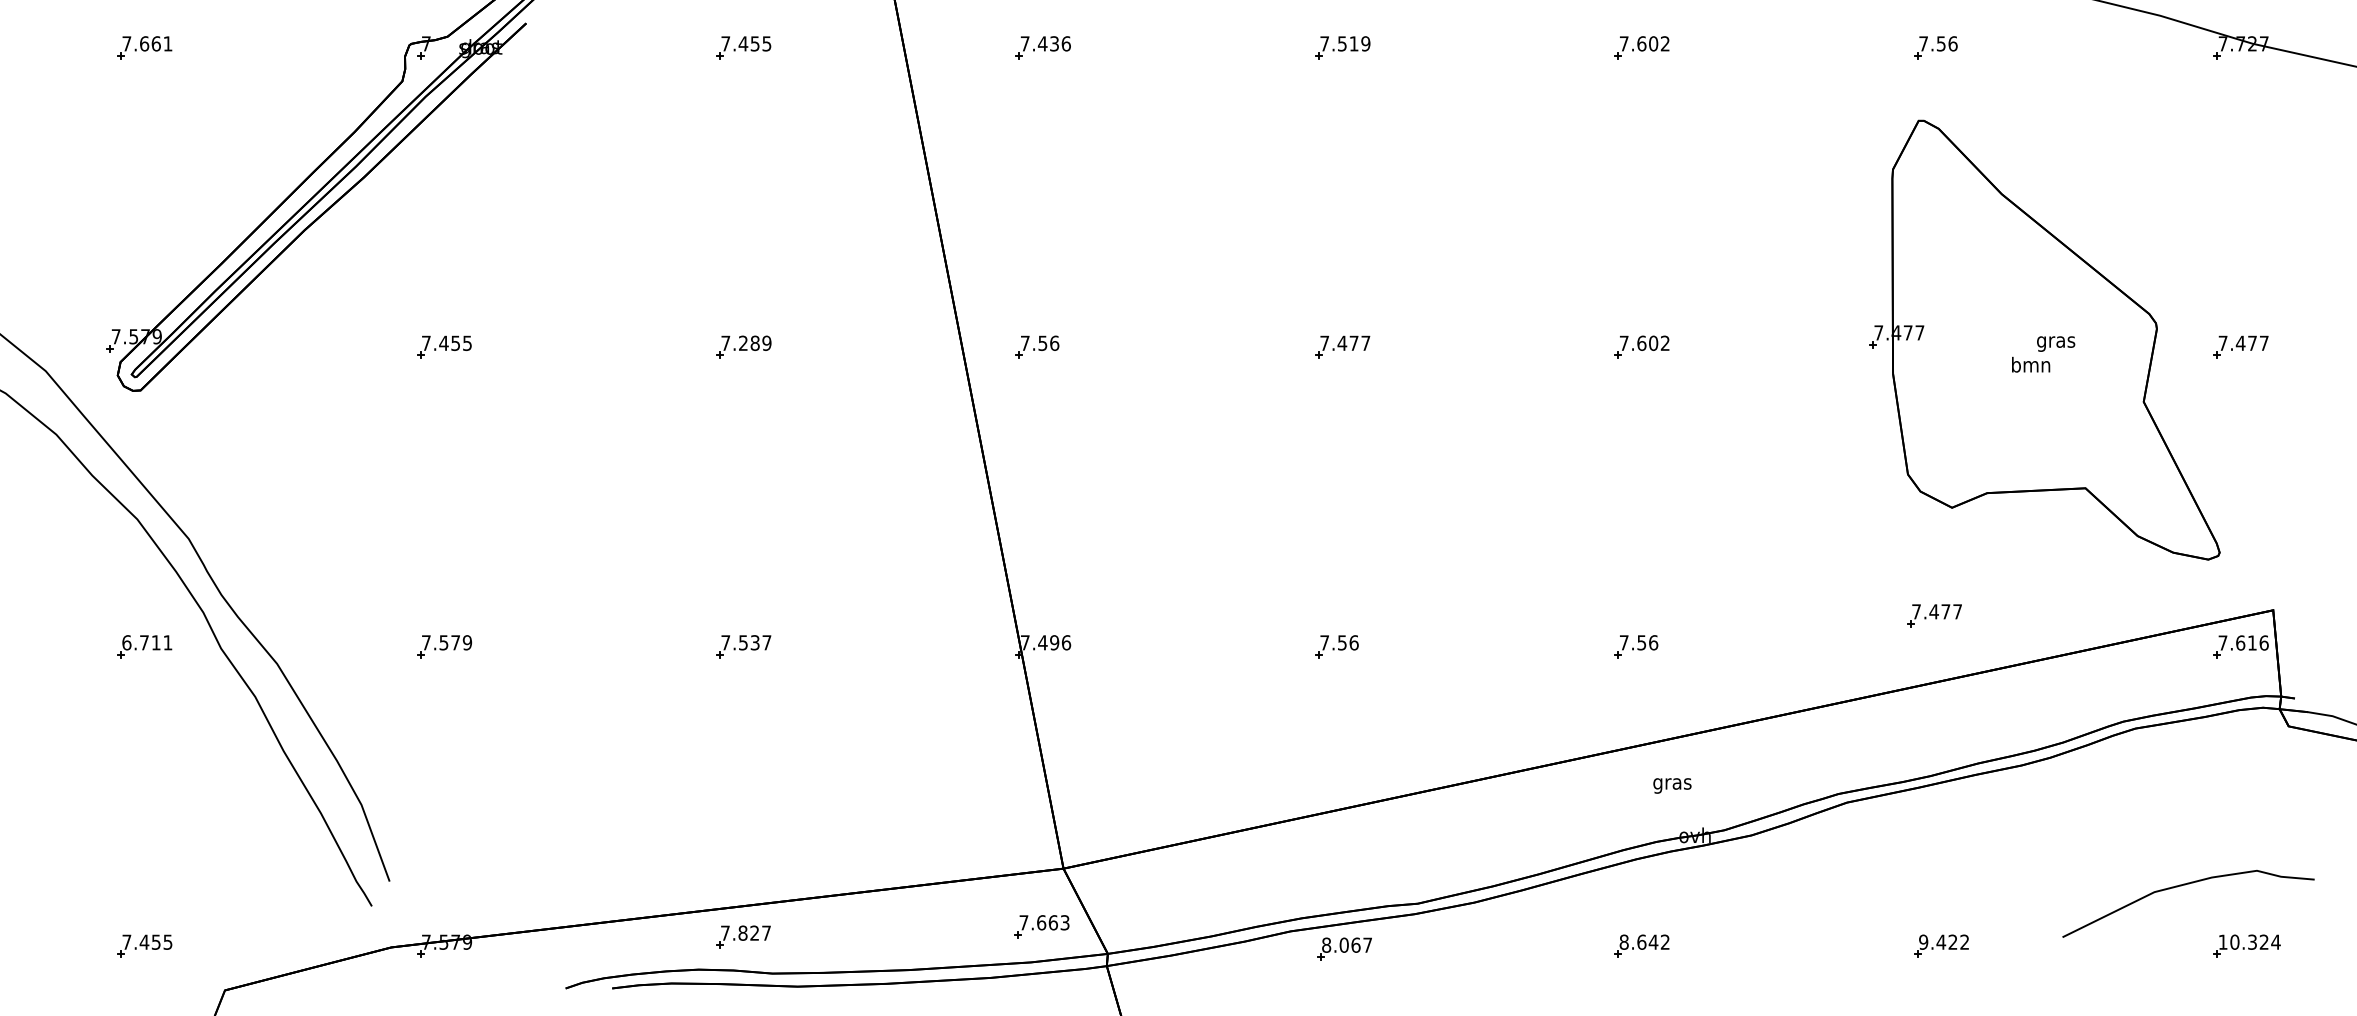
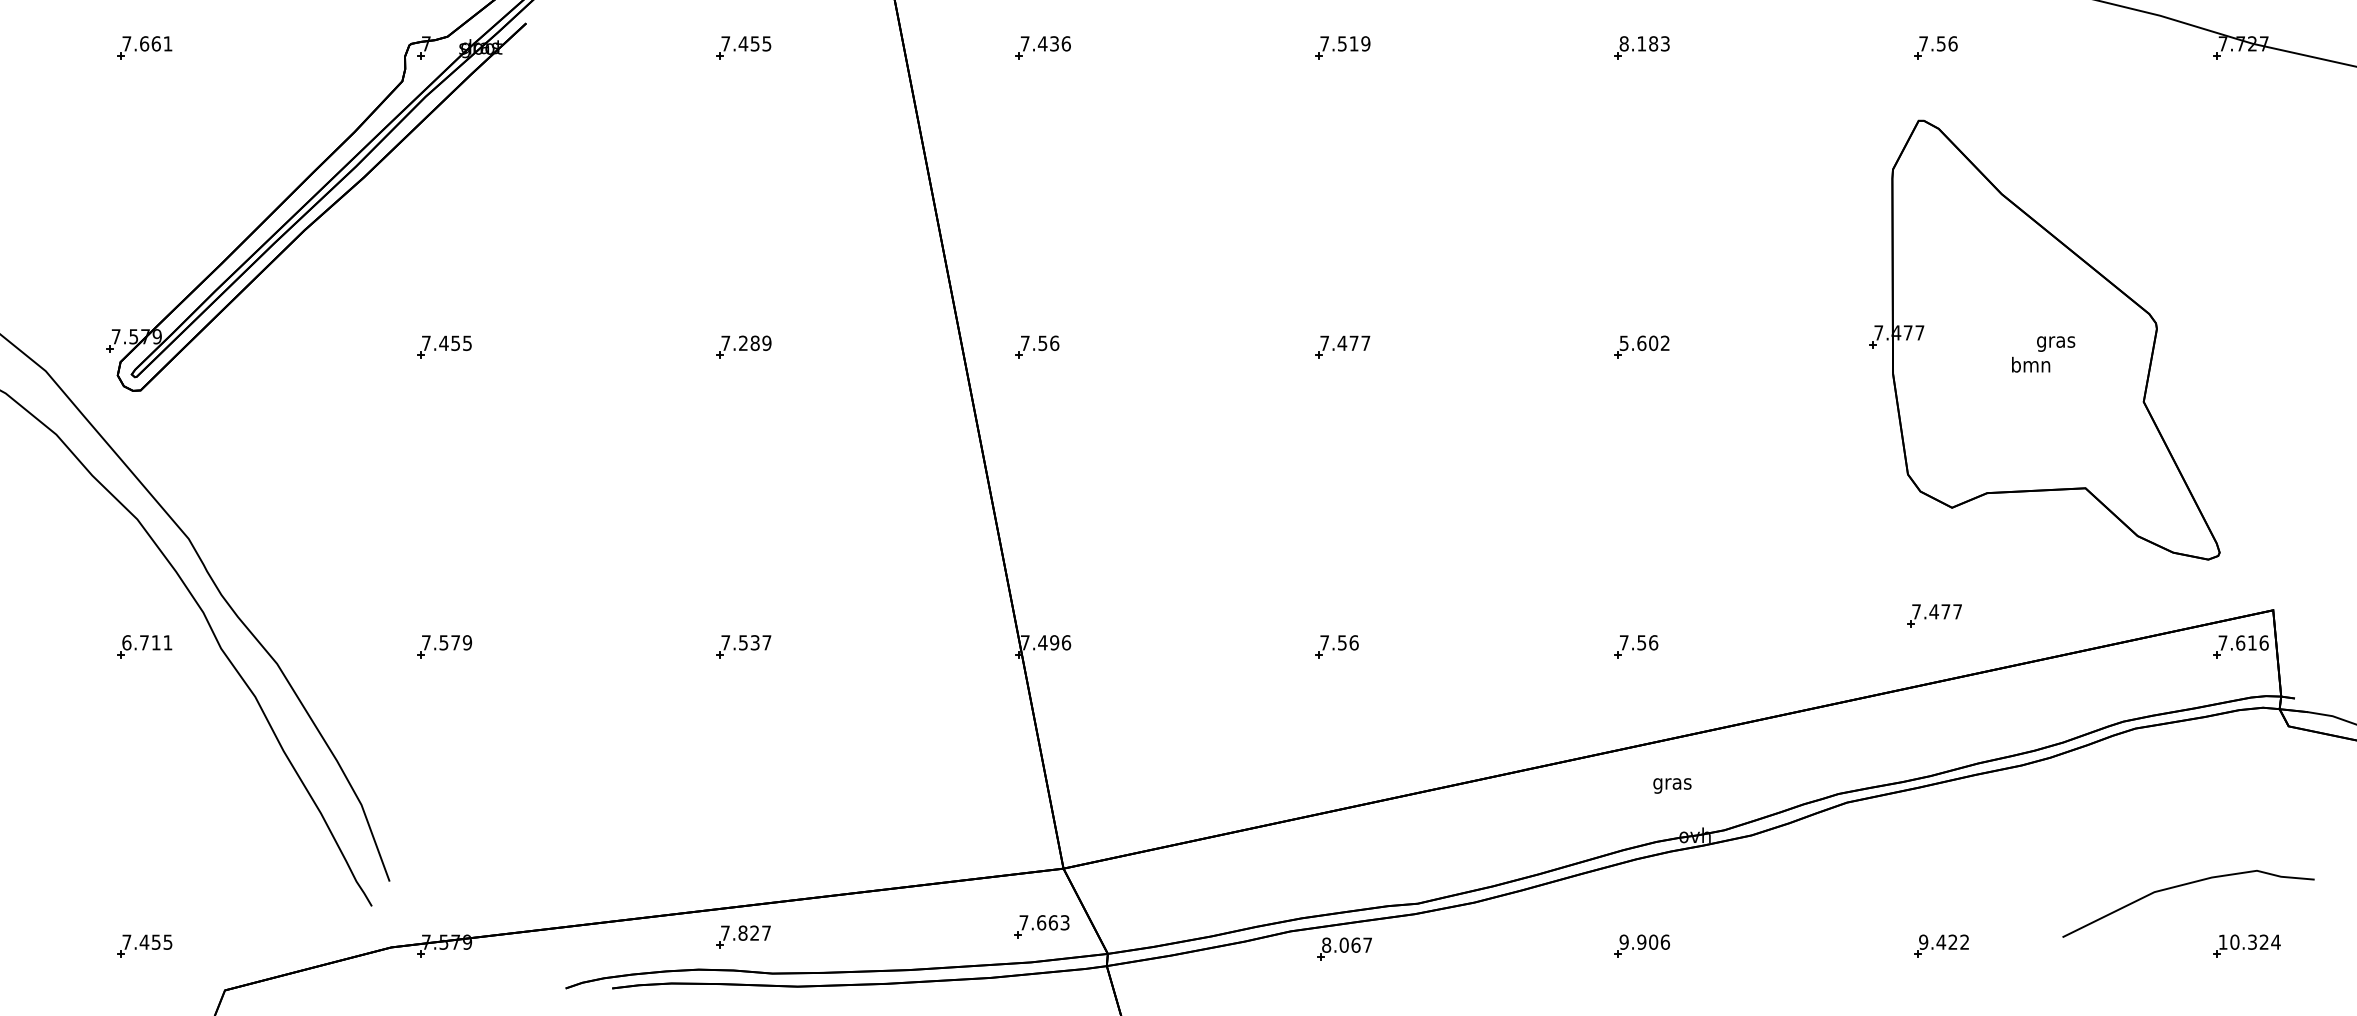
text: 7.602 -> 8.183 (1644, 43)
text: 7.602 -> 5.602 (1623, 343)
part: present -> none (2240, 346)
text: 8.642 -> 9.906 (1644, 941)
